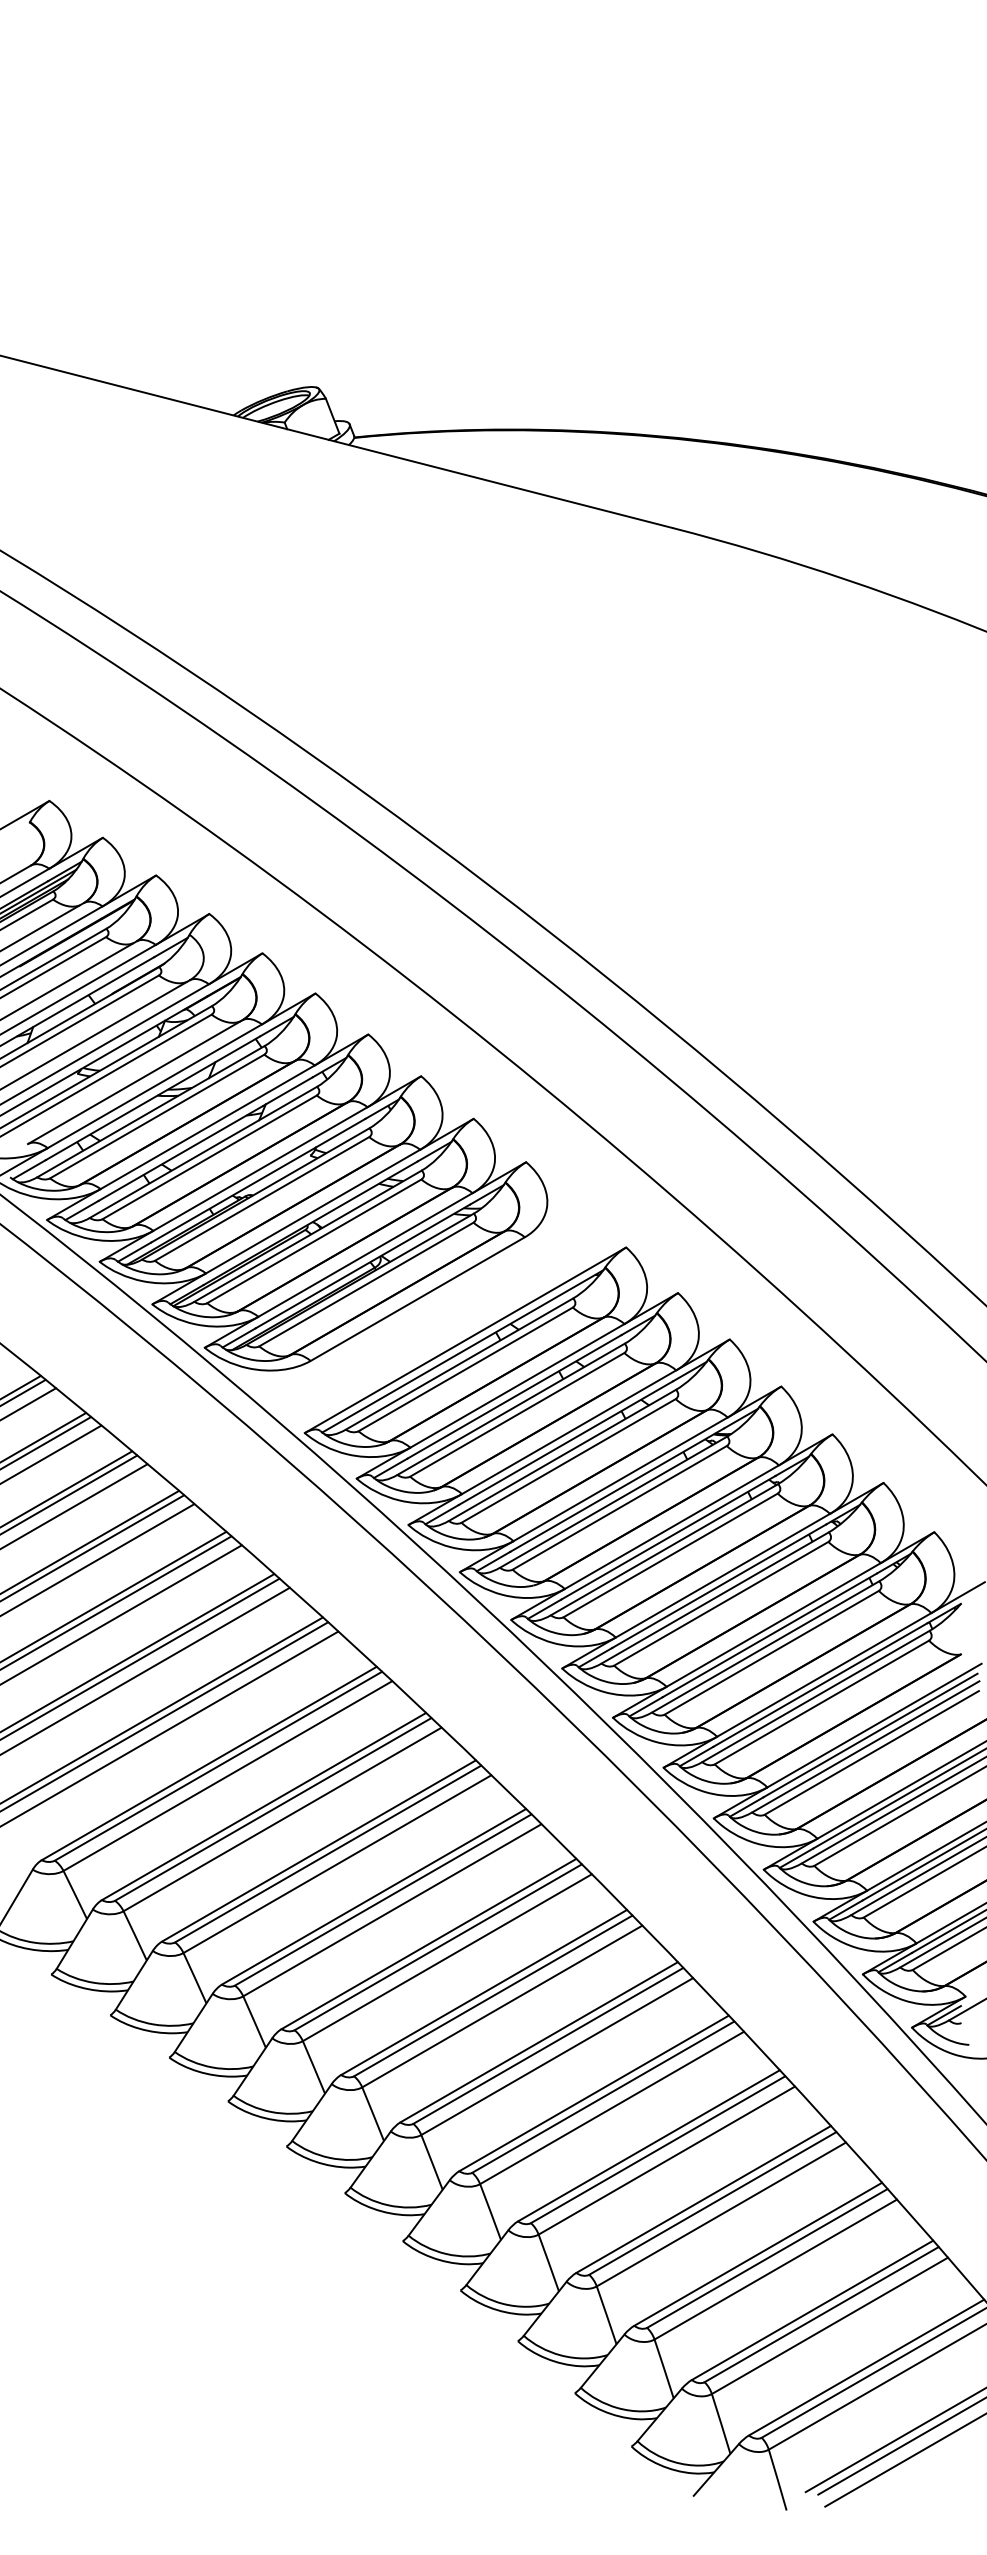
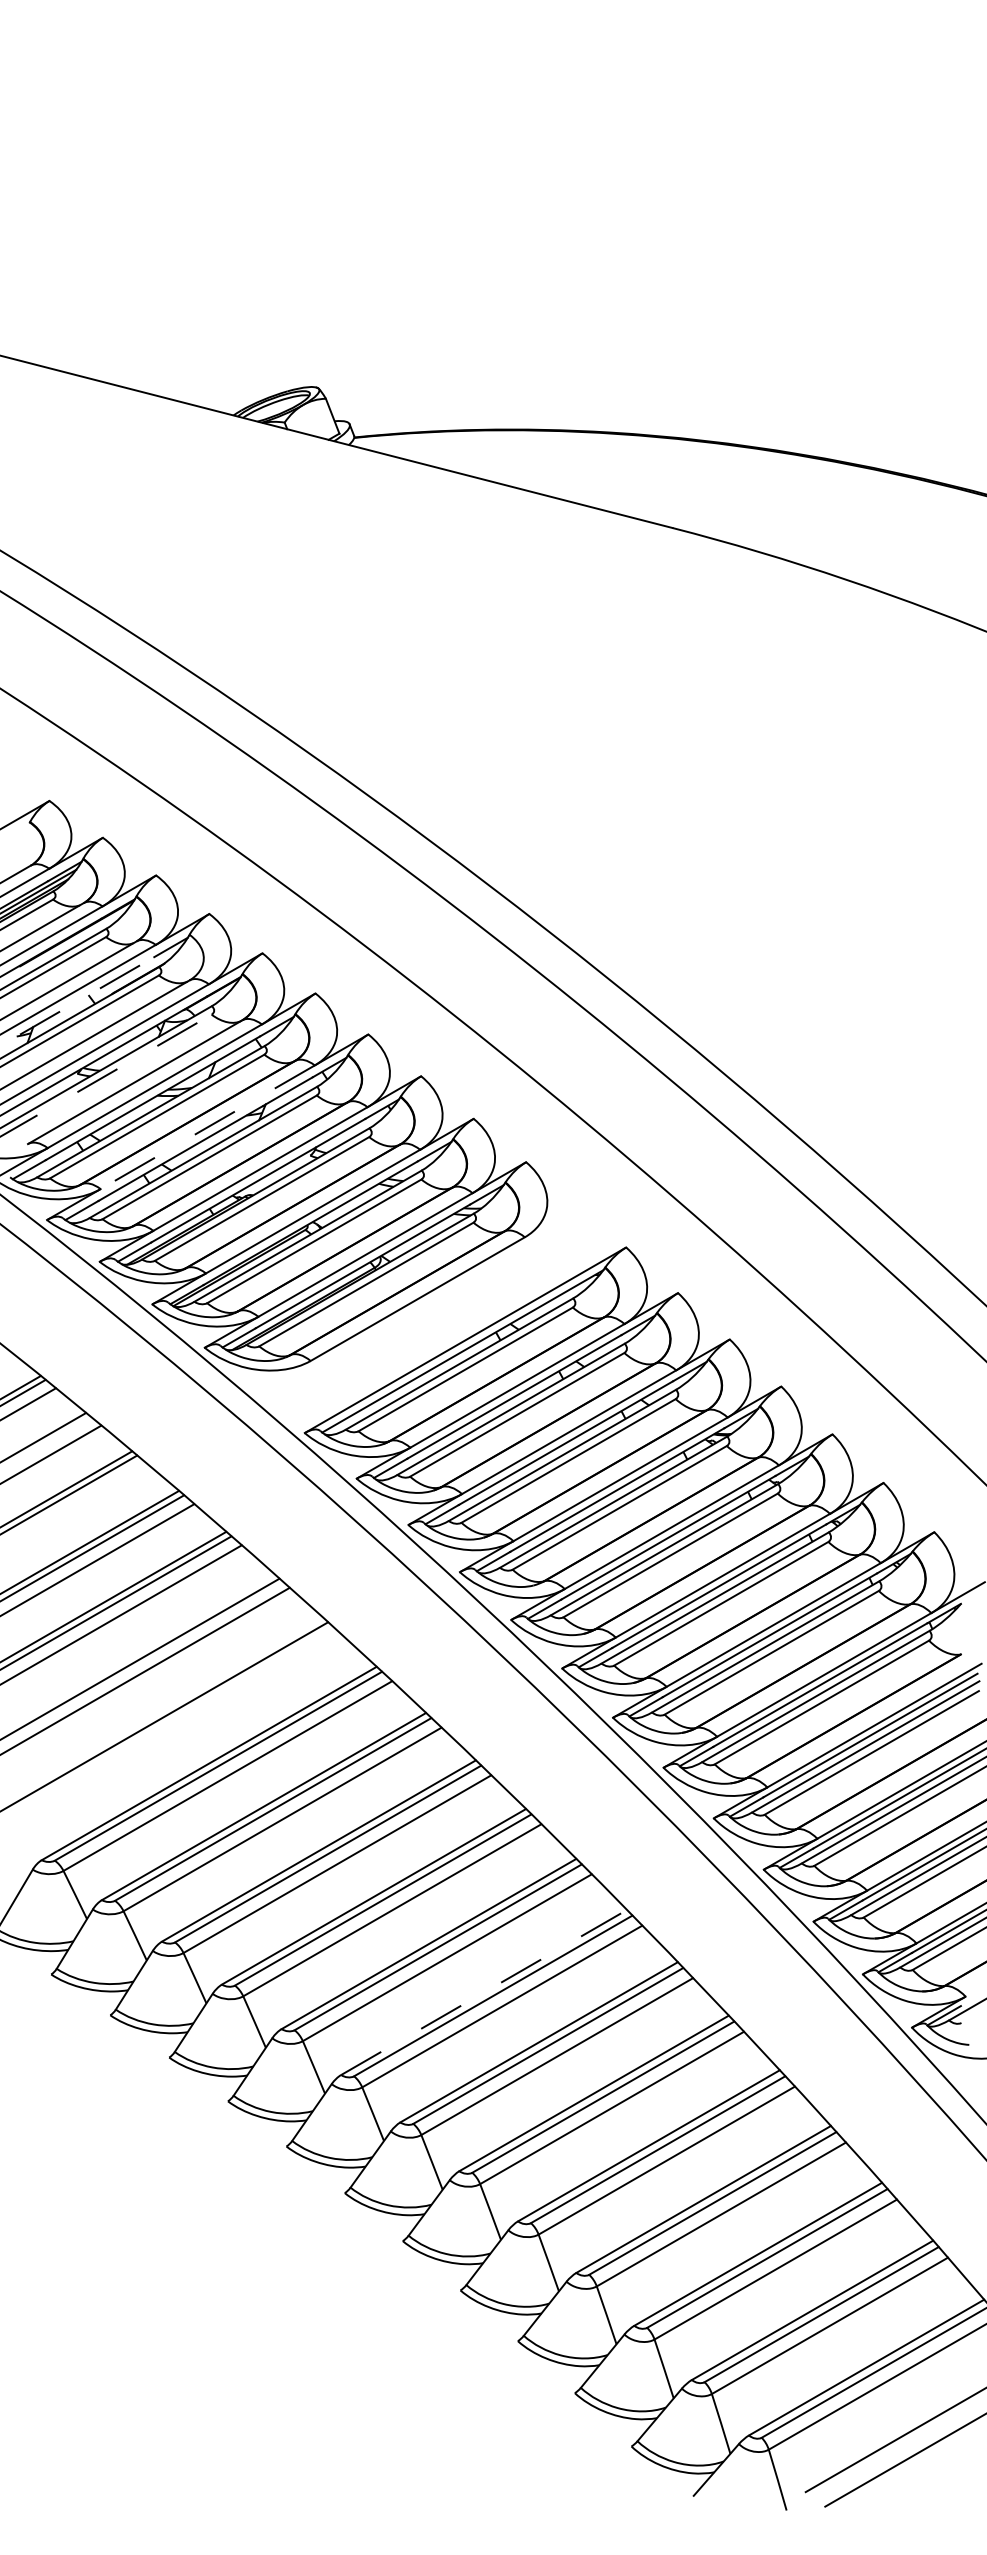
line: solid -> dashed (77, 1001)
line: solid -> dashed (106, 1075)
line: solid -> dashed (207, 1127)
line: present -> none (46, 1442)
line: present -> none (74, 1505)
line: present -> none (138, 1652)
line: present -> none (162, 1709)
line: present -> none (170, 1728)
line: solid -> dashed (484, 1992)
line: present -> none (900, 2446)
